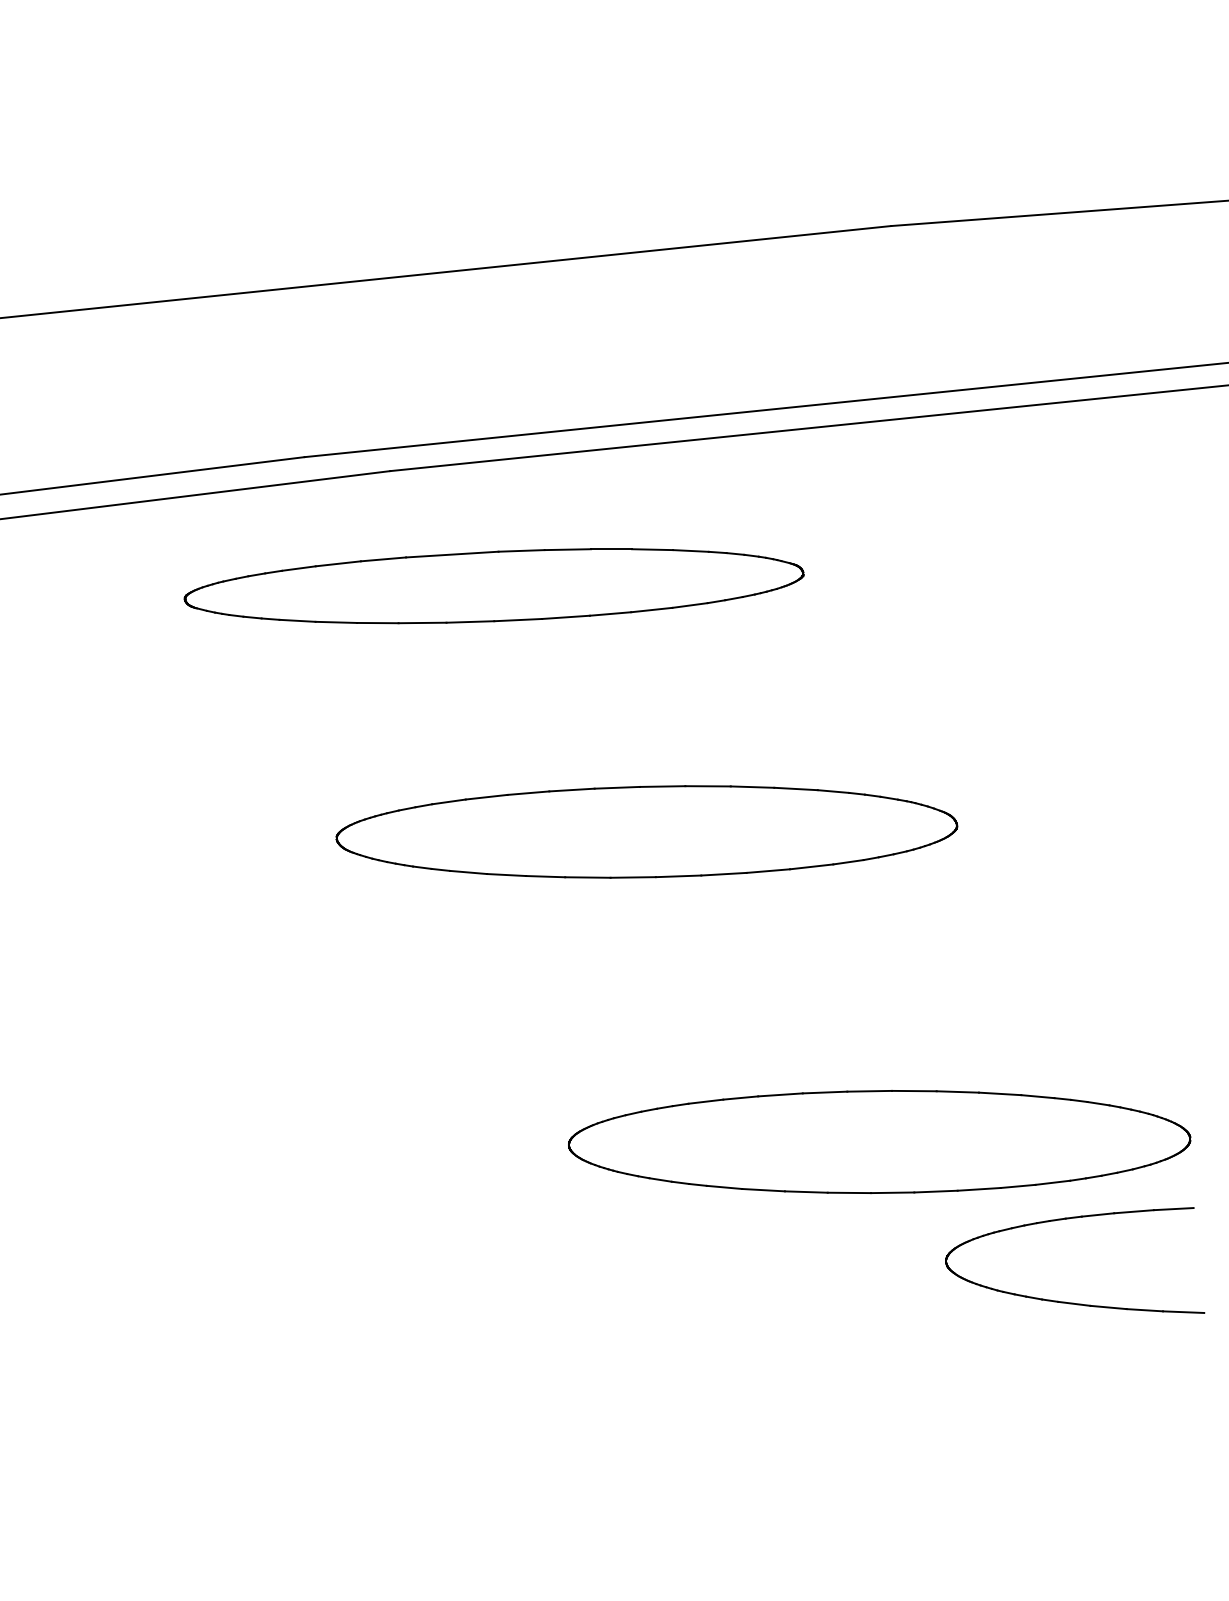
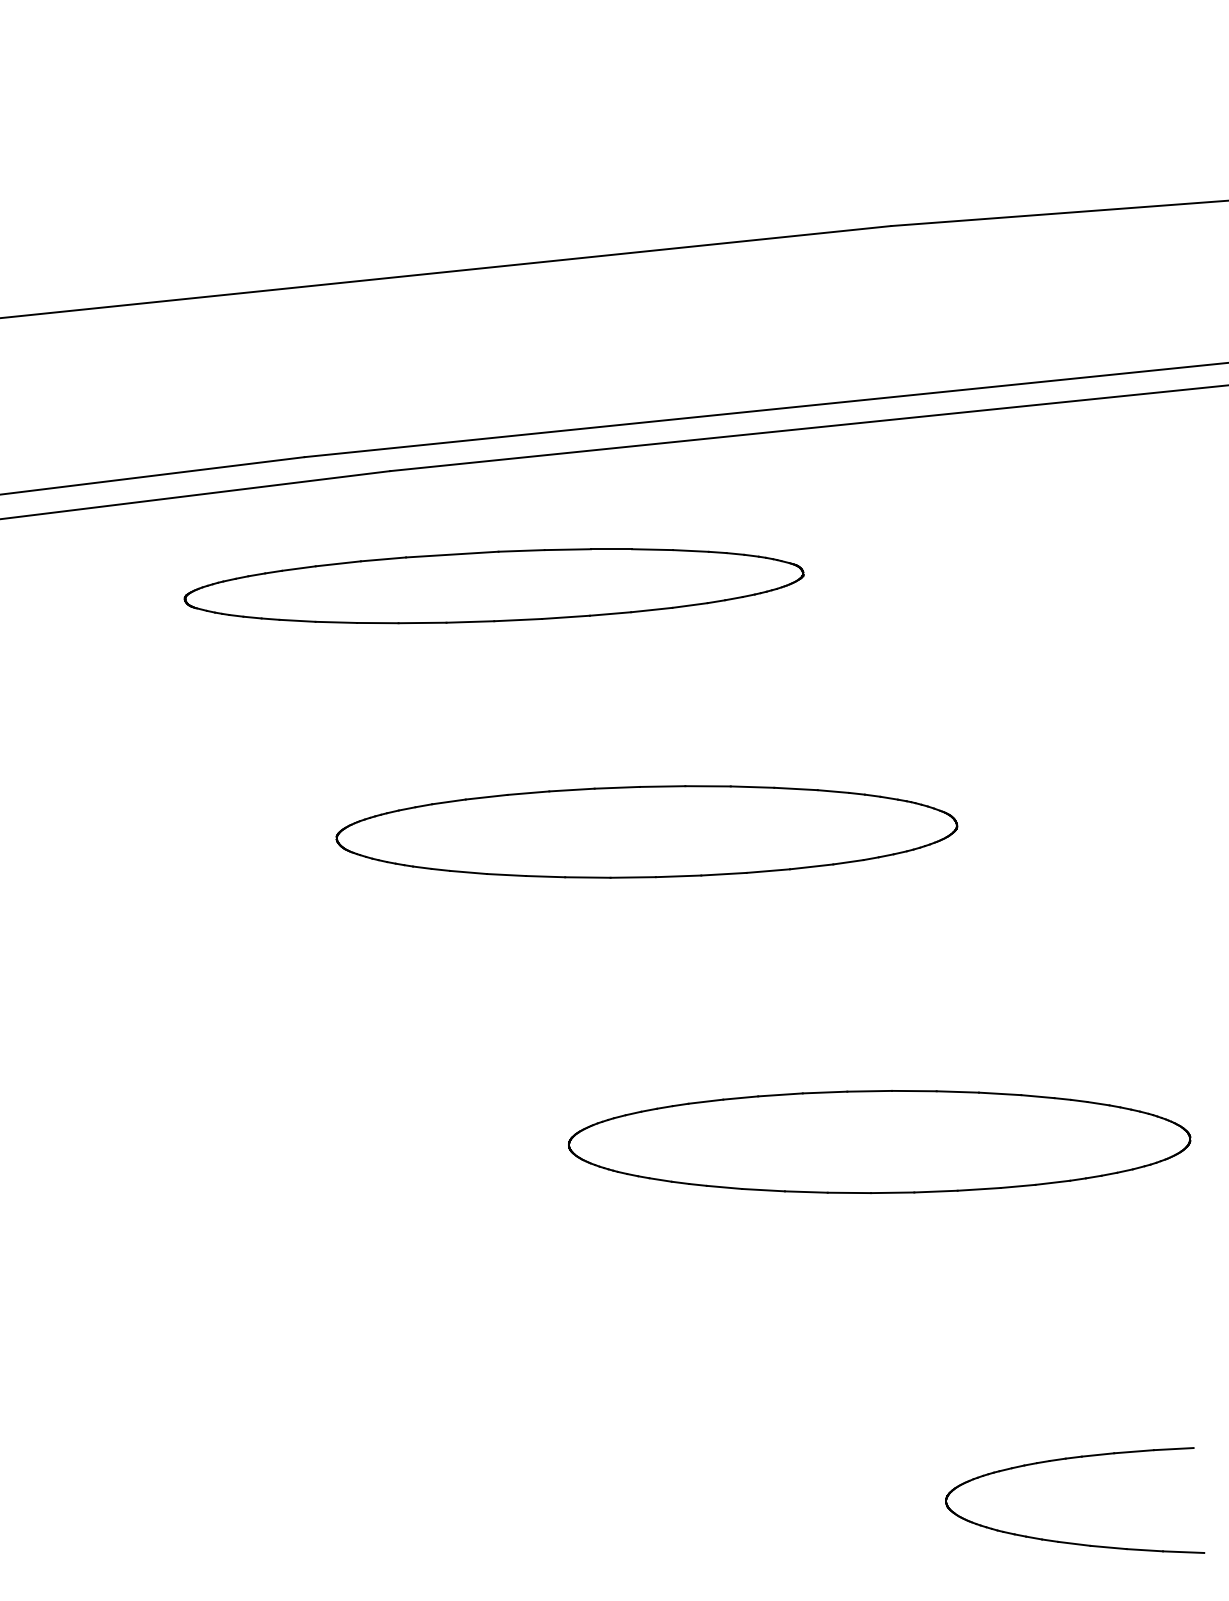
part position: (1069, 1219) -> (1069, 1459) (1069, 1459)
